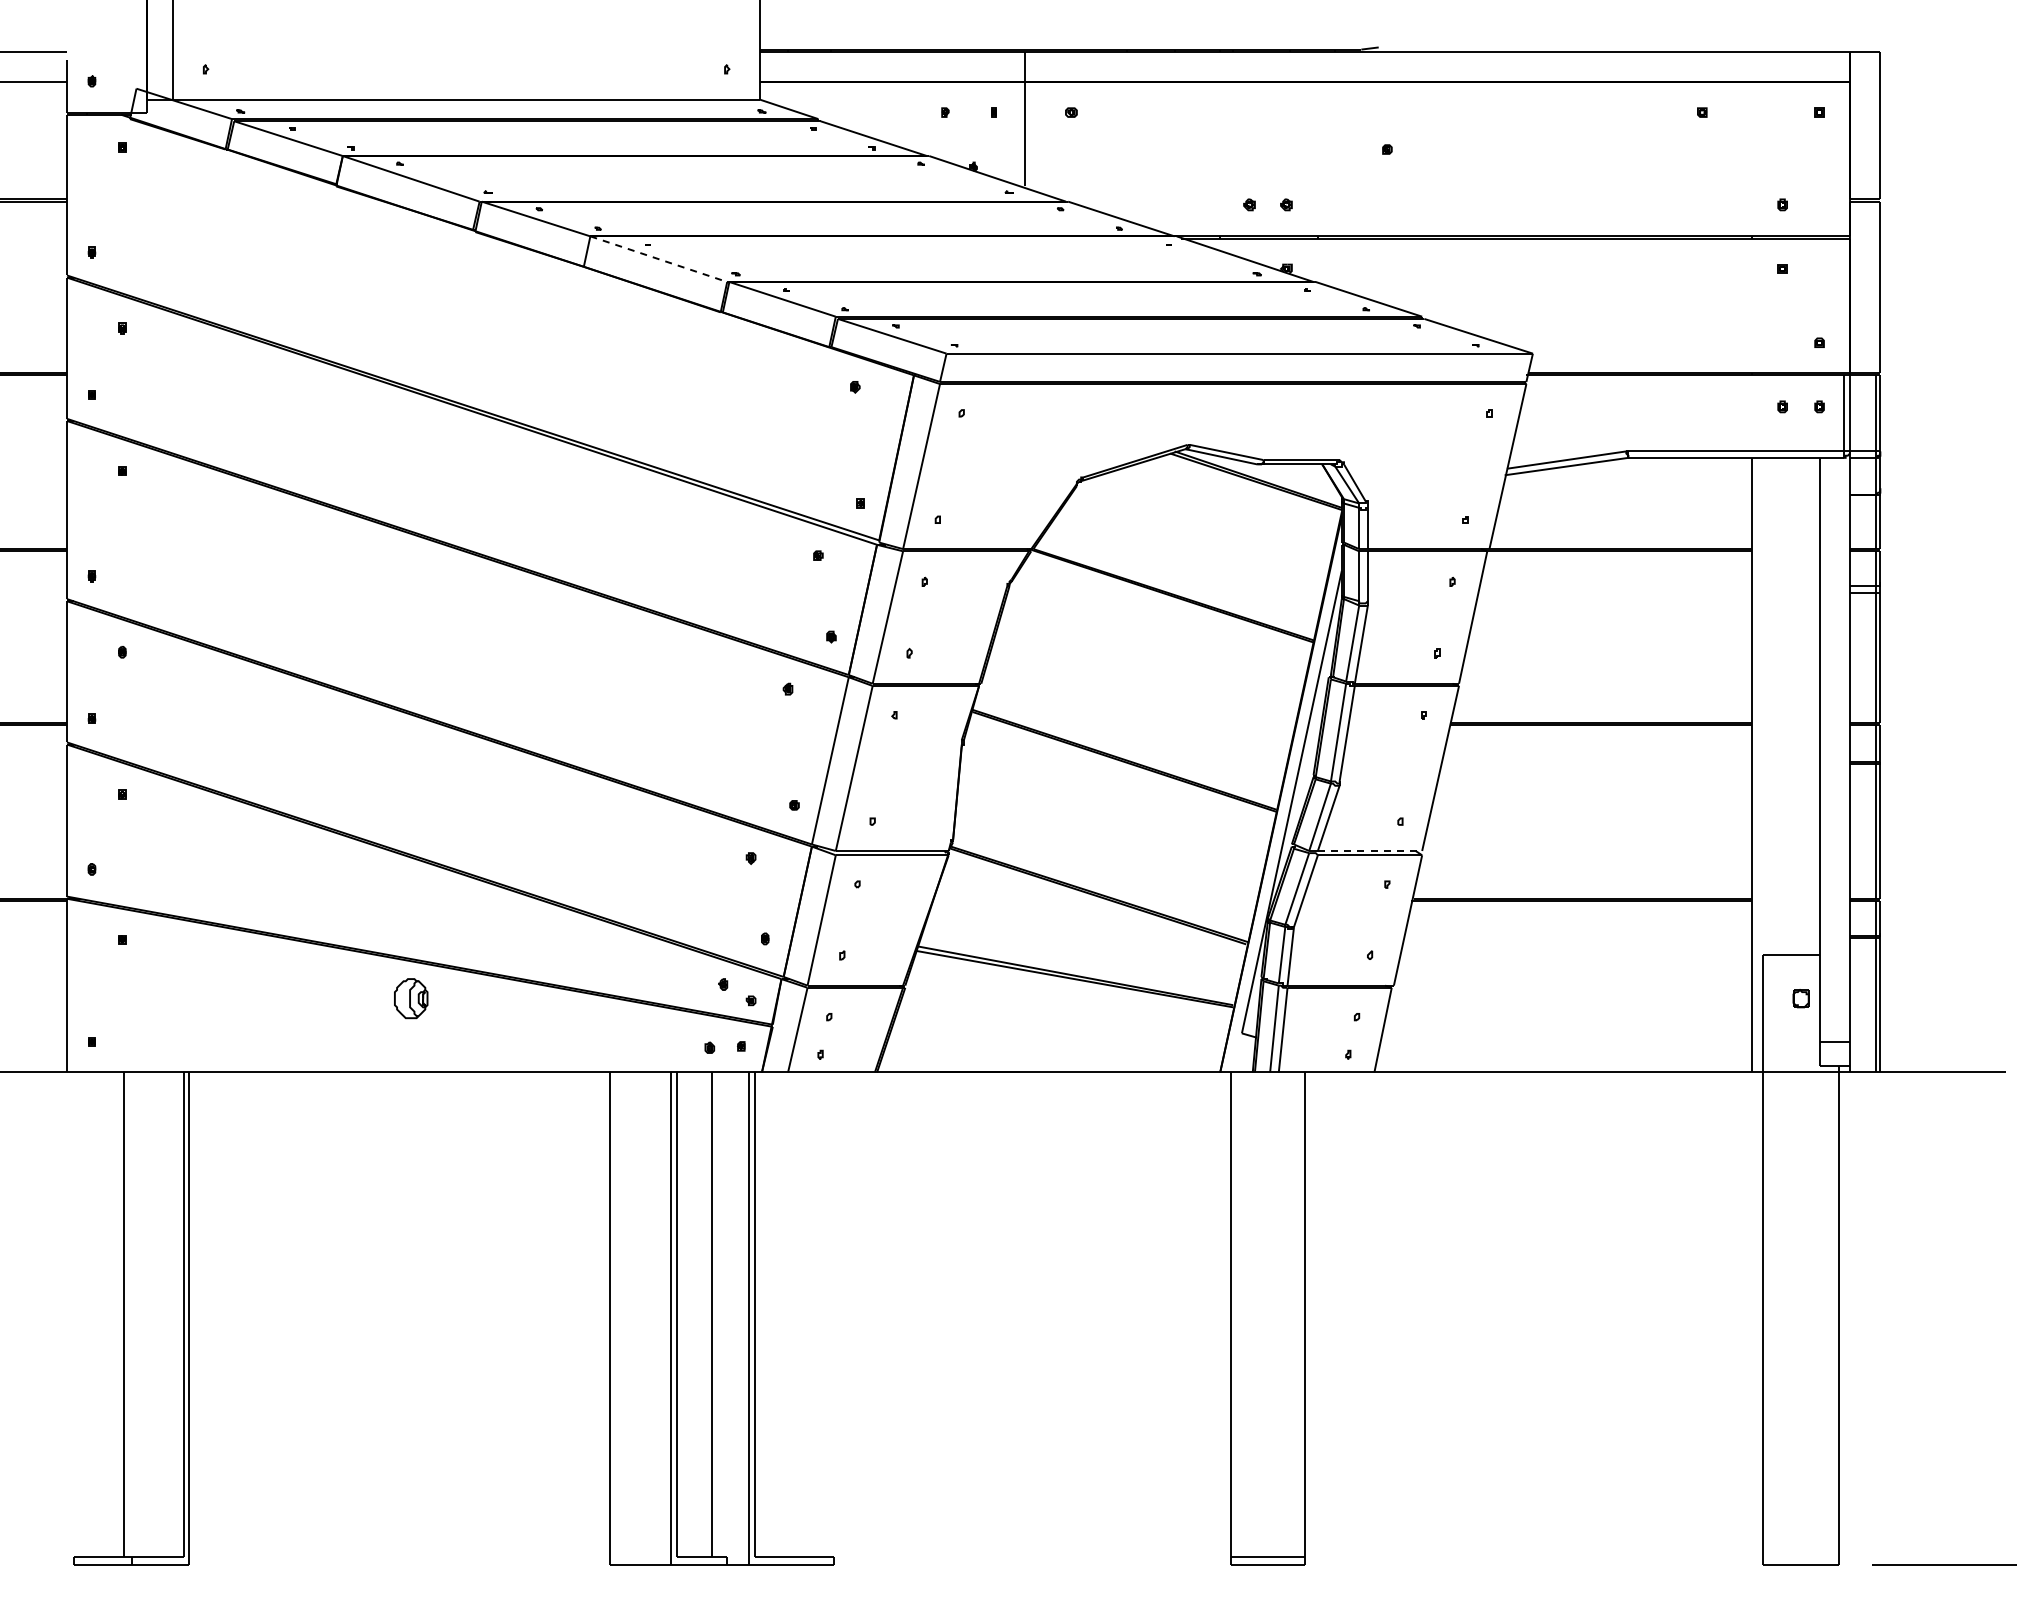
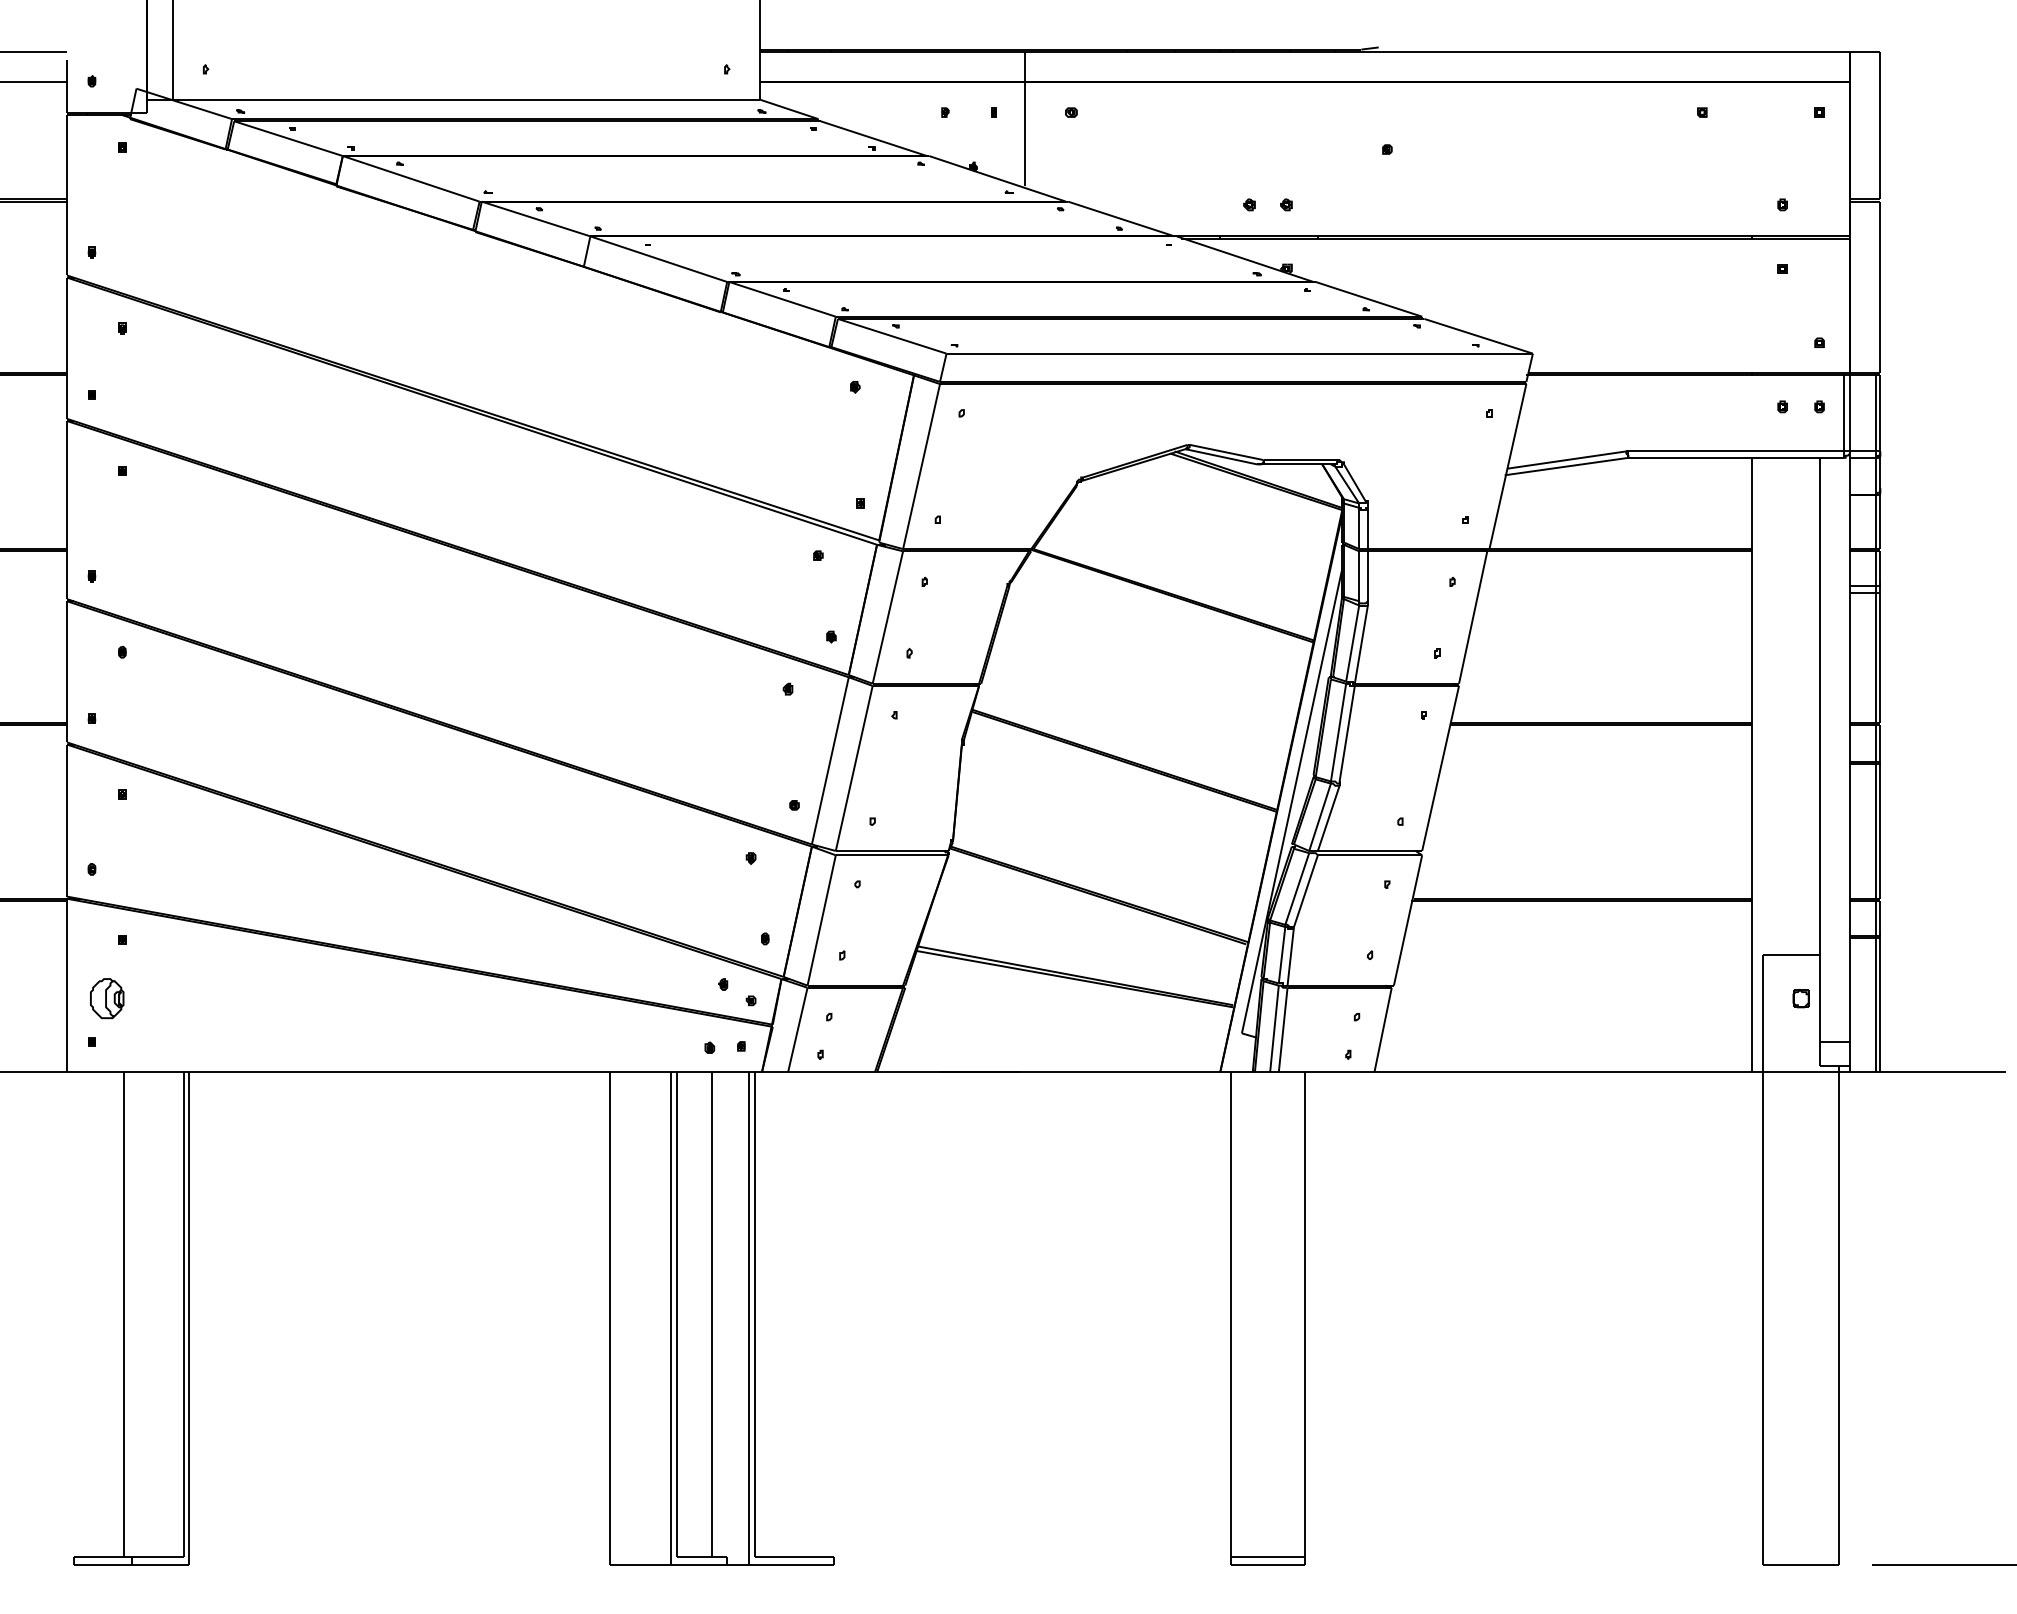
line: dashed -> solid (659, 259)
line: dashed -> solid (1370, 850)
part position: (411, 998) -> (107, 998) (107, 998)
